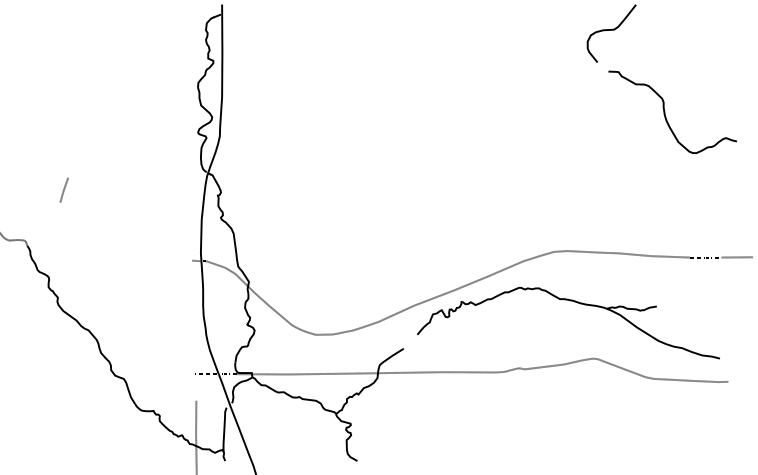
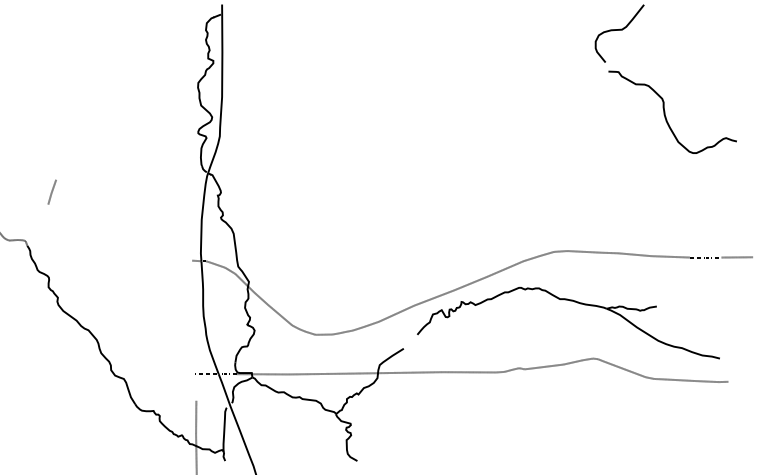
curve position: (611, 30) -> (619, 30) (619, 30)
line position: (63, 189) -> (51, 191) (51, 191)
